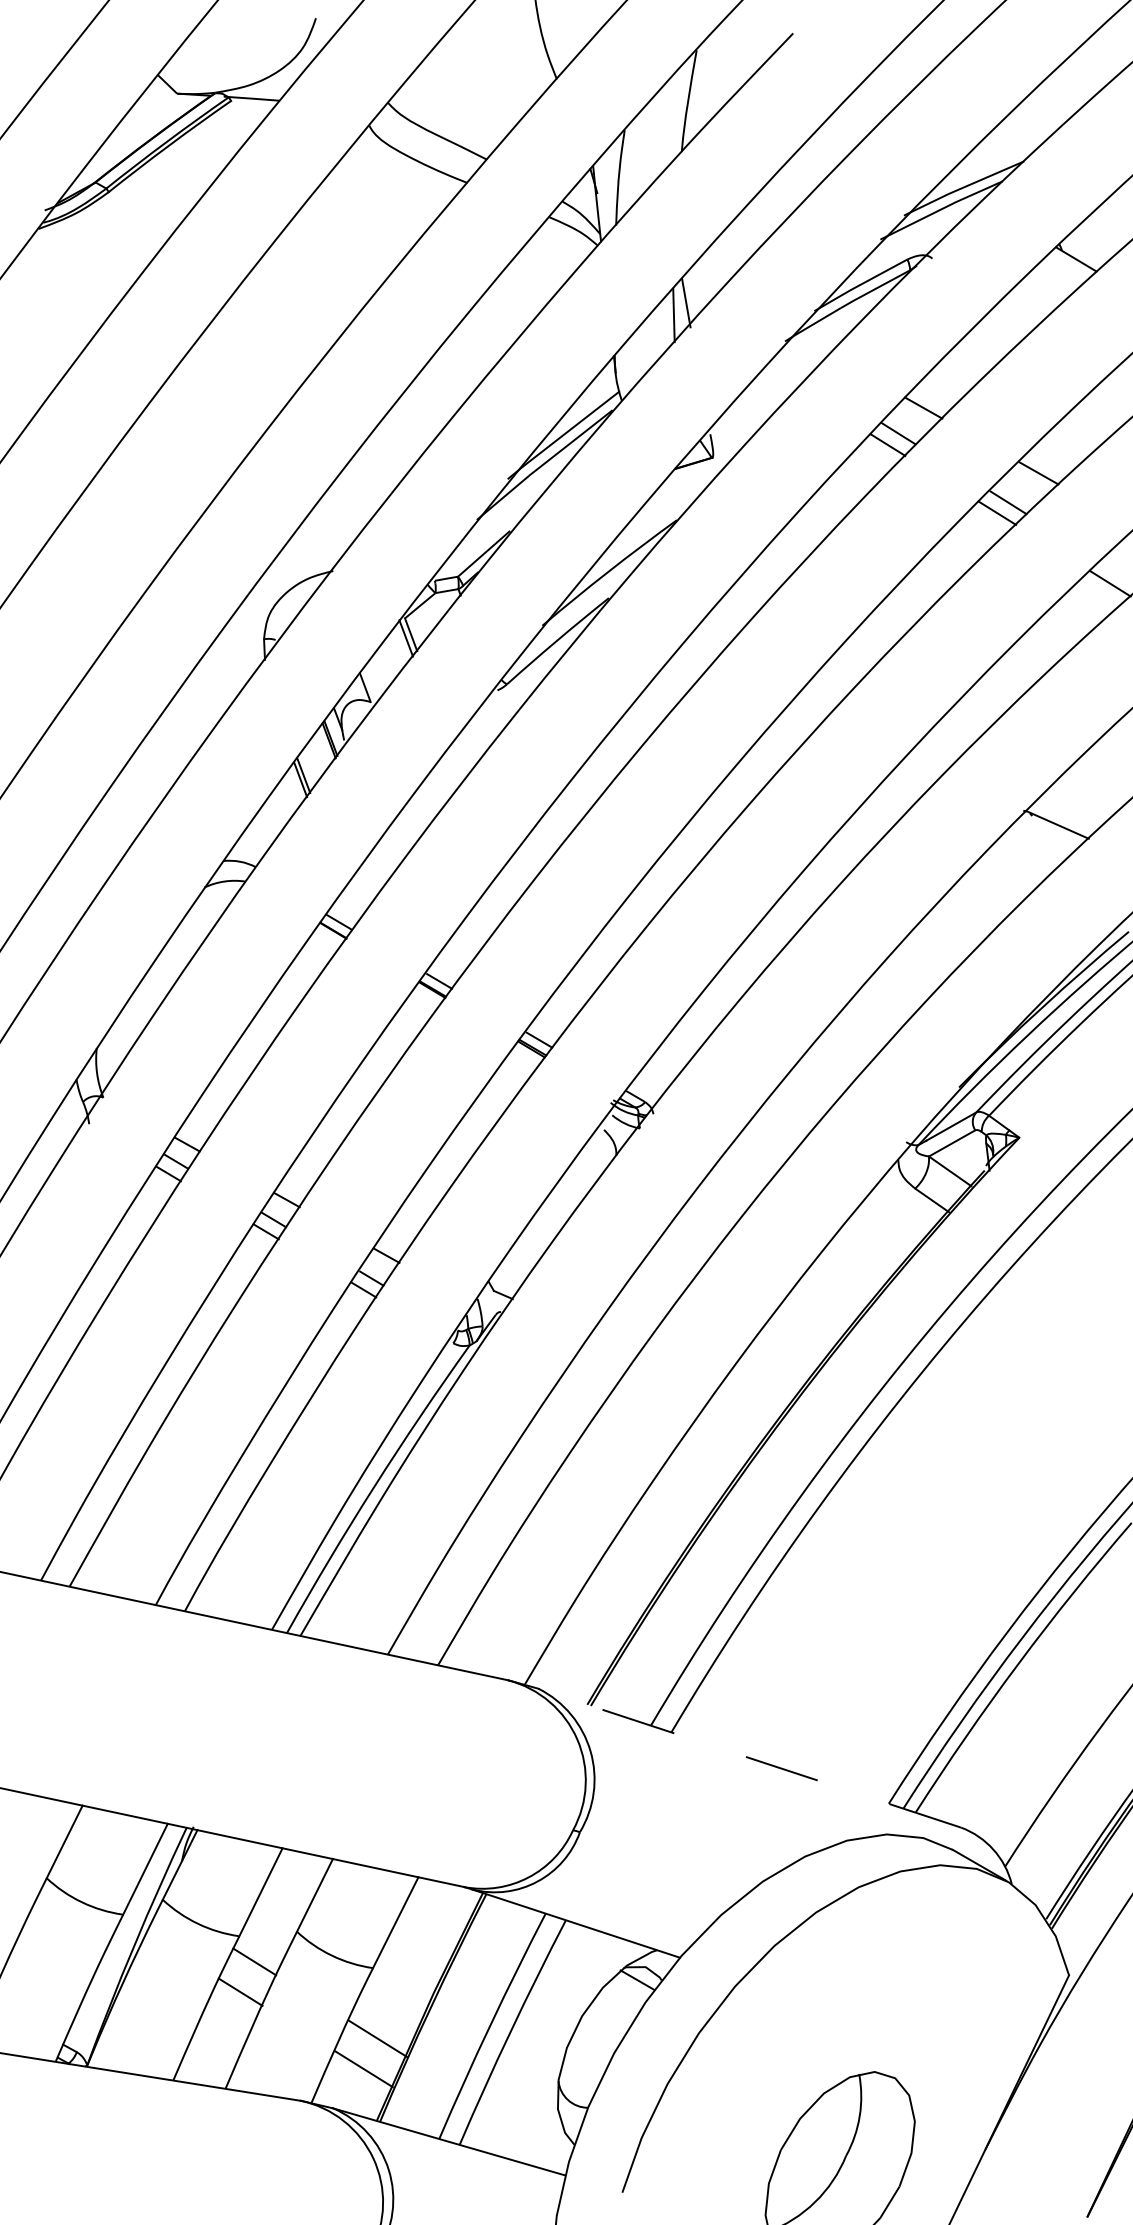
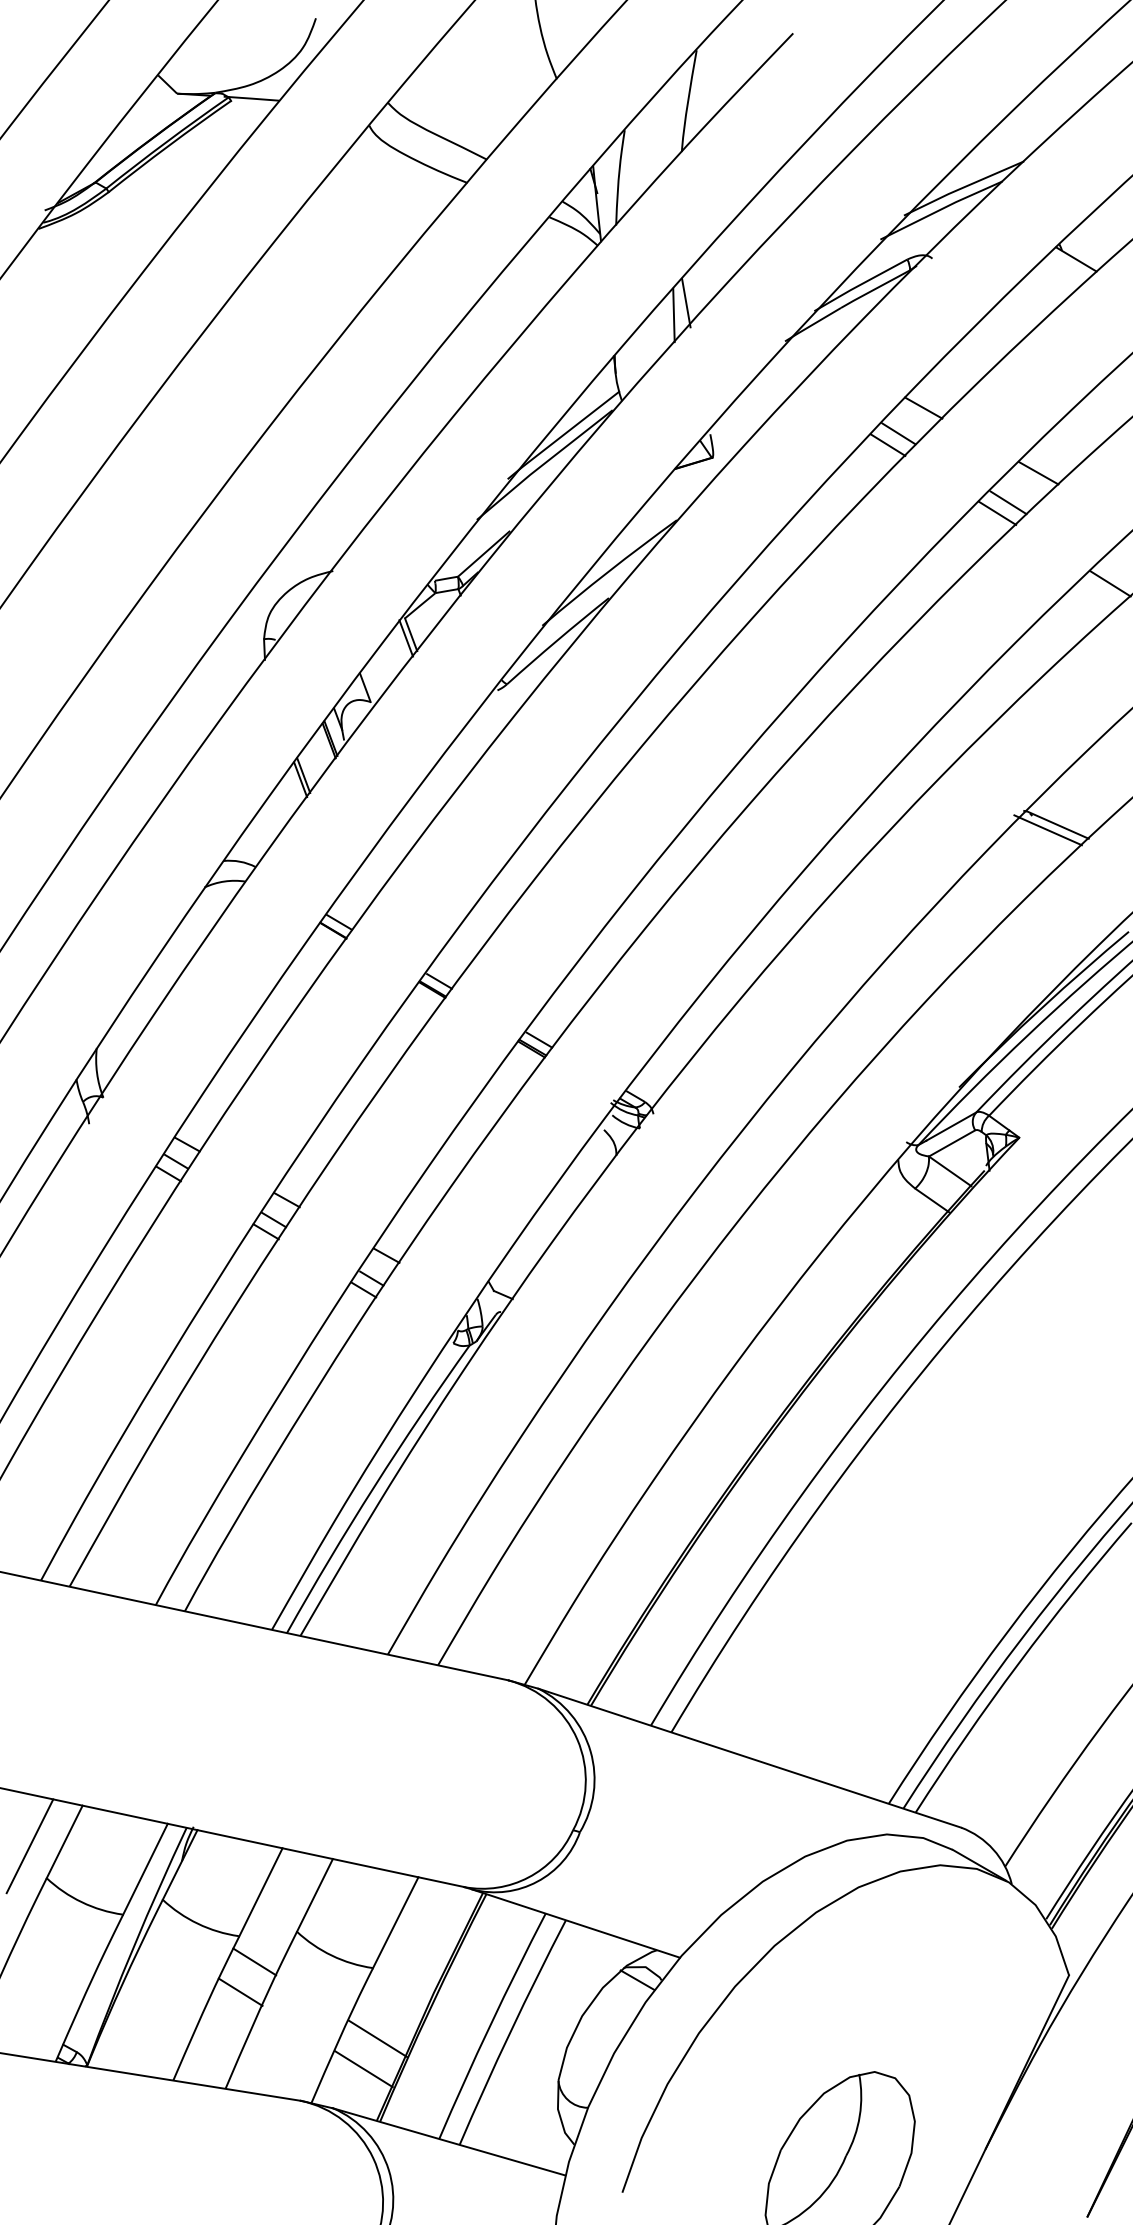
line: none -> present (1047, 830)
line: dashed -> solid (749, 1758)
line: none -> present (29, 1846)
